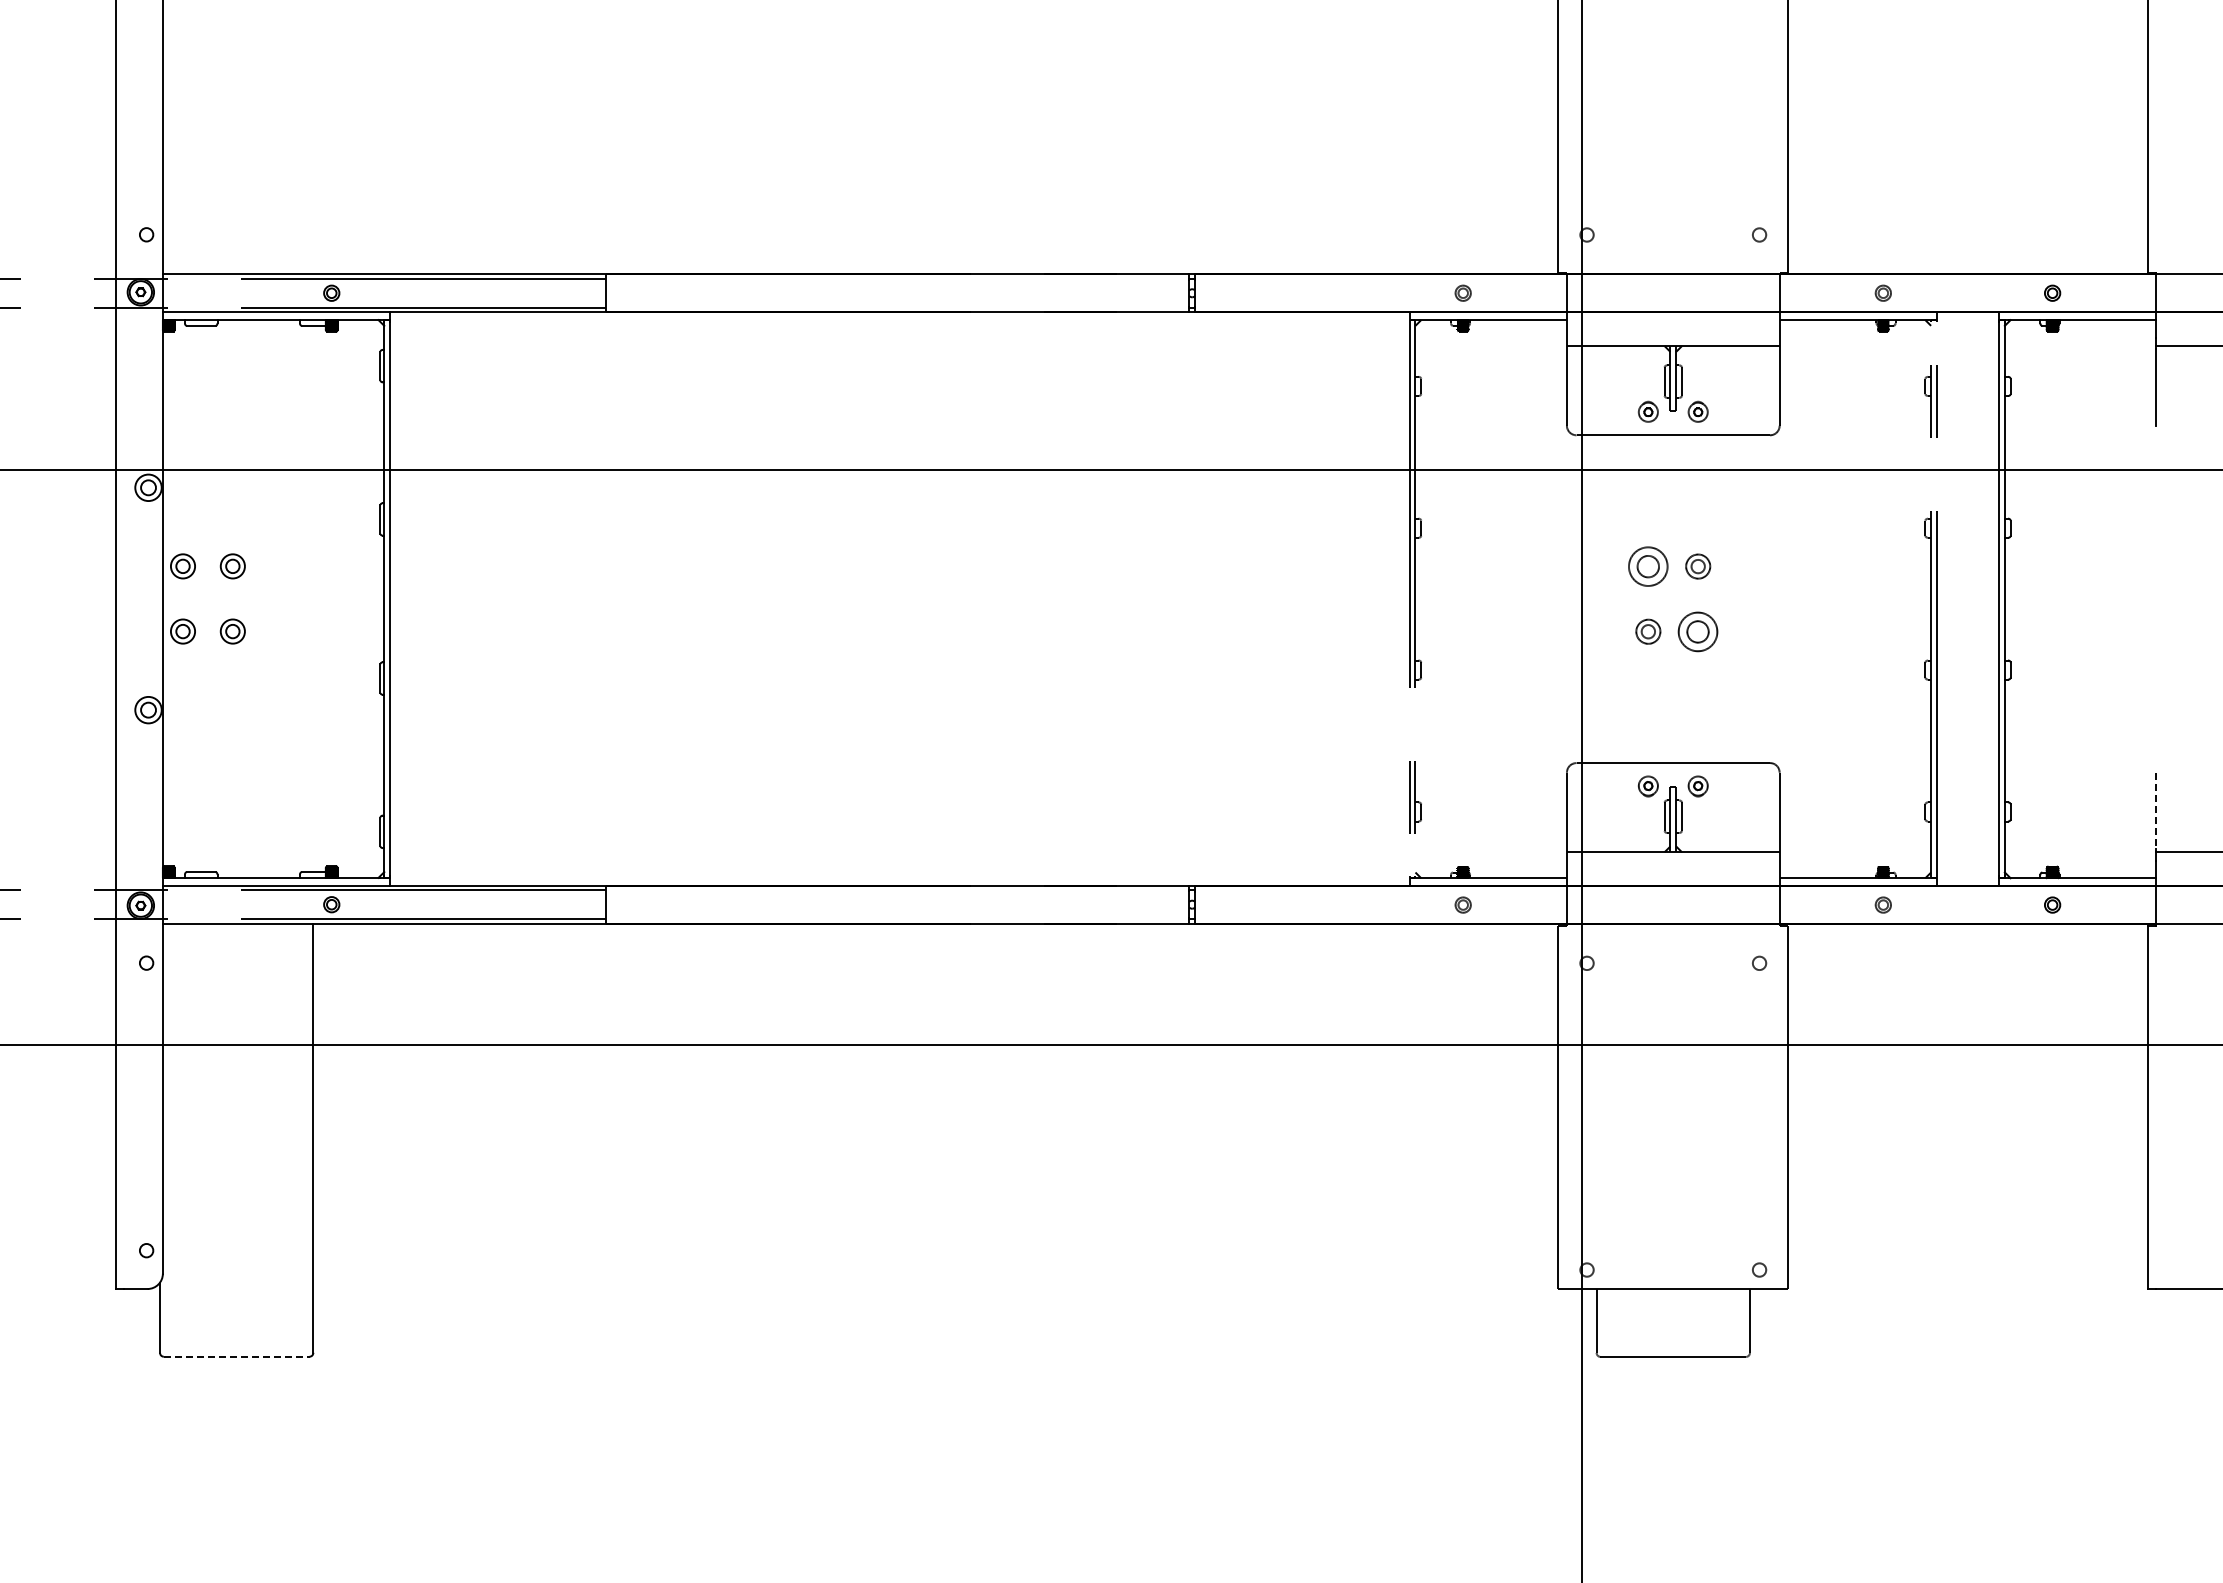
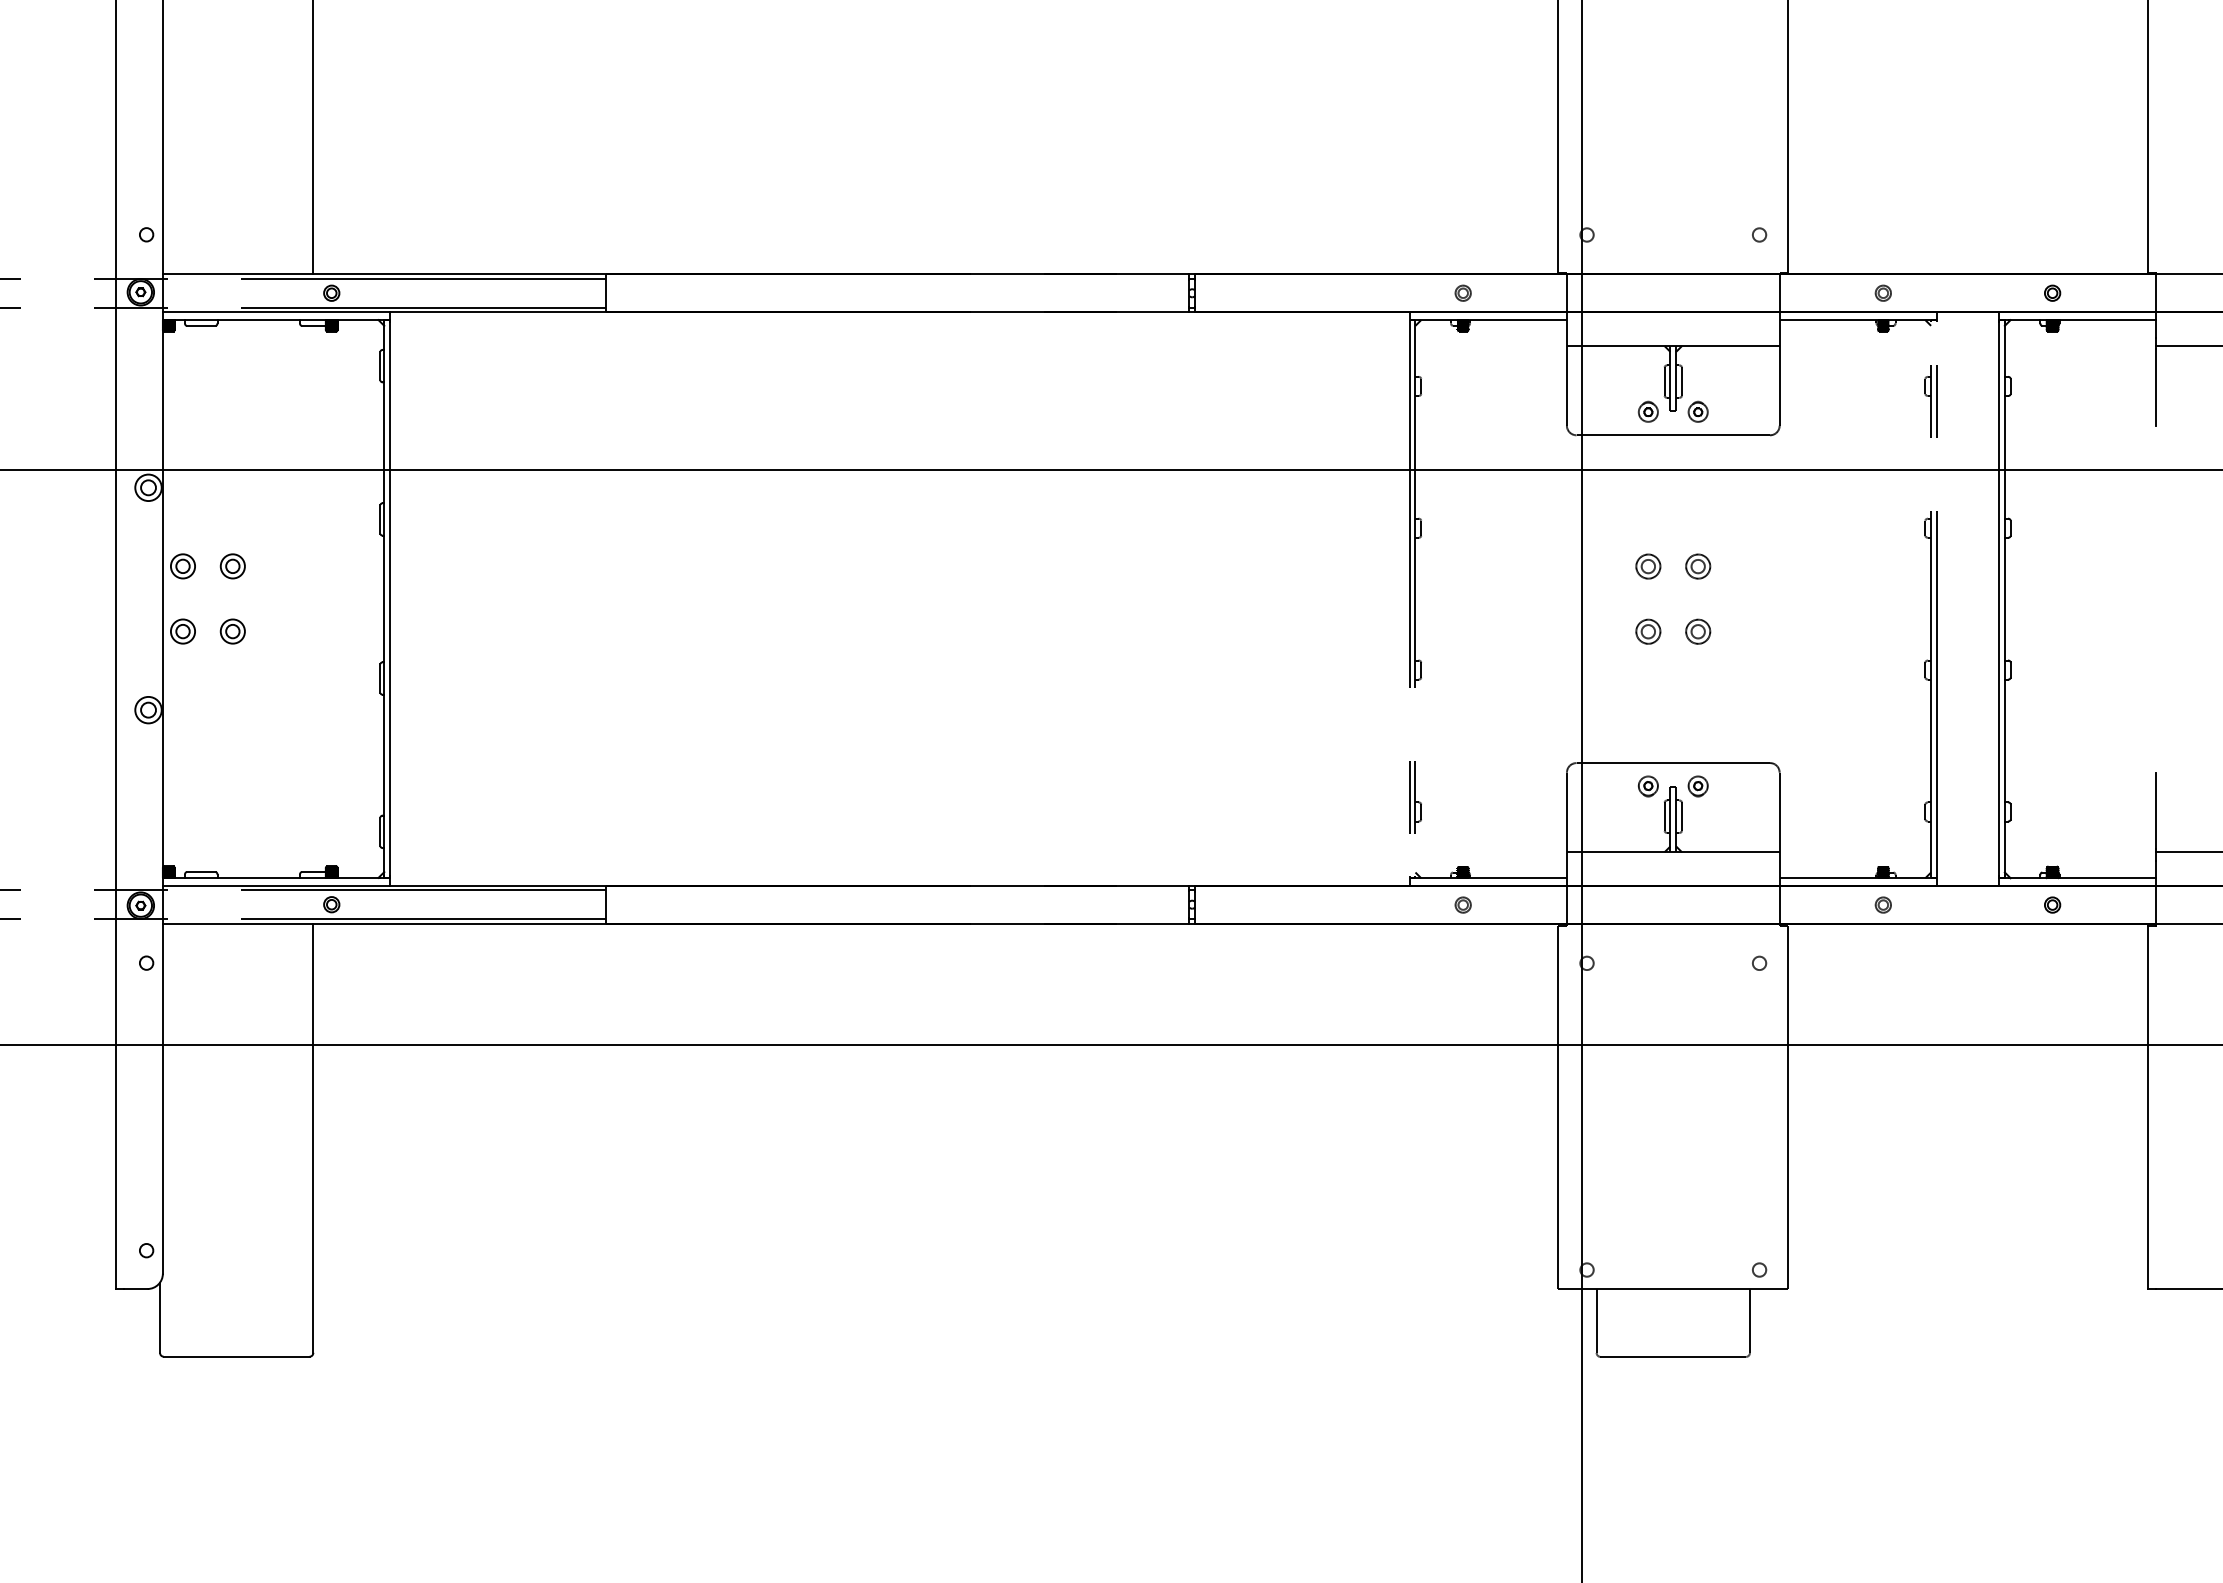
line: none -> present (313, 138)
part size: 41x41 px -> 27x27 px (1648, 566)
part size: 42x42 px -> 27x27 px (1698, 631)
line: dashed -> solid (2156, 811)
line: dashed -> solid (236, 1356)
